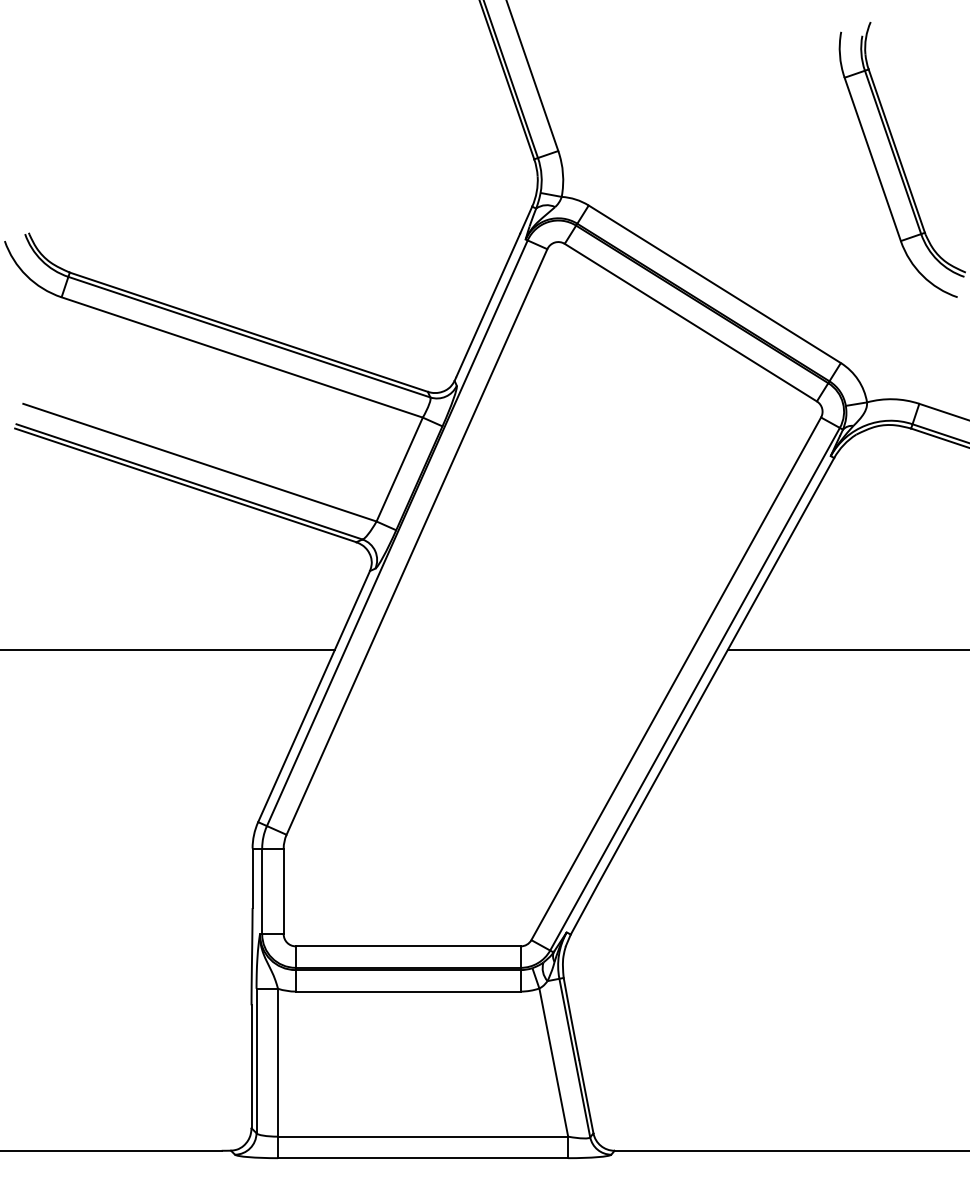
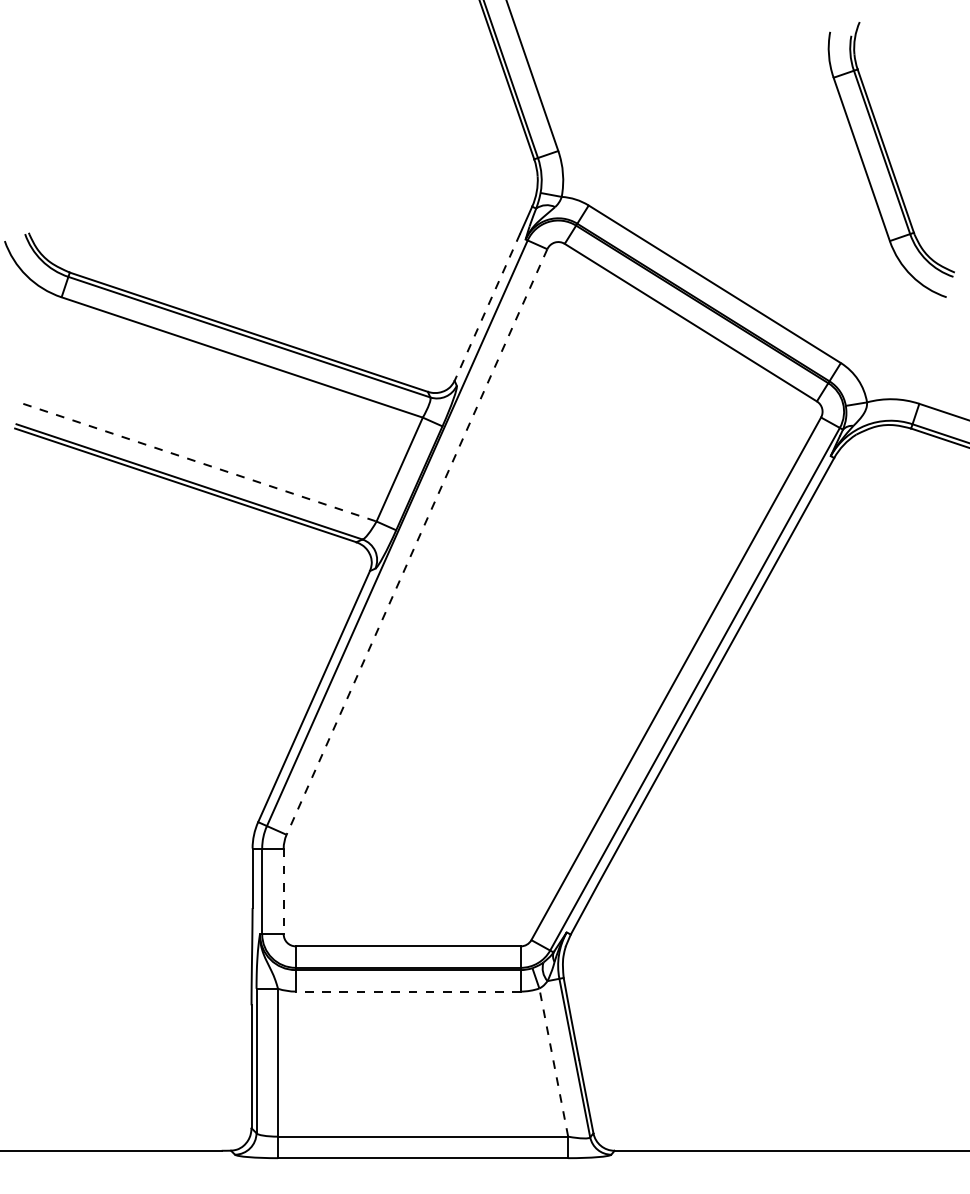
part position: (901, 159) -> (890, 159) (890, 159)
line: solid -> dashed (488, 305)
line: solid -> dashed (200, 462)
line: solid -> dashed (416, 542)
line: present -> none (168, 649)
line: present -> none (846, 649)
line: solid -> dashed (283, 891)
line: solid -> dashed (408, 991)
line: solid -> dashed (553, 1062)
